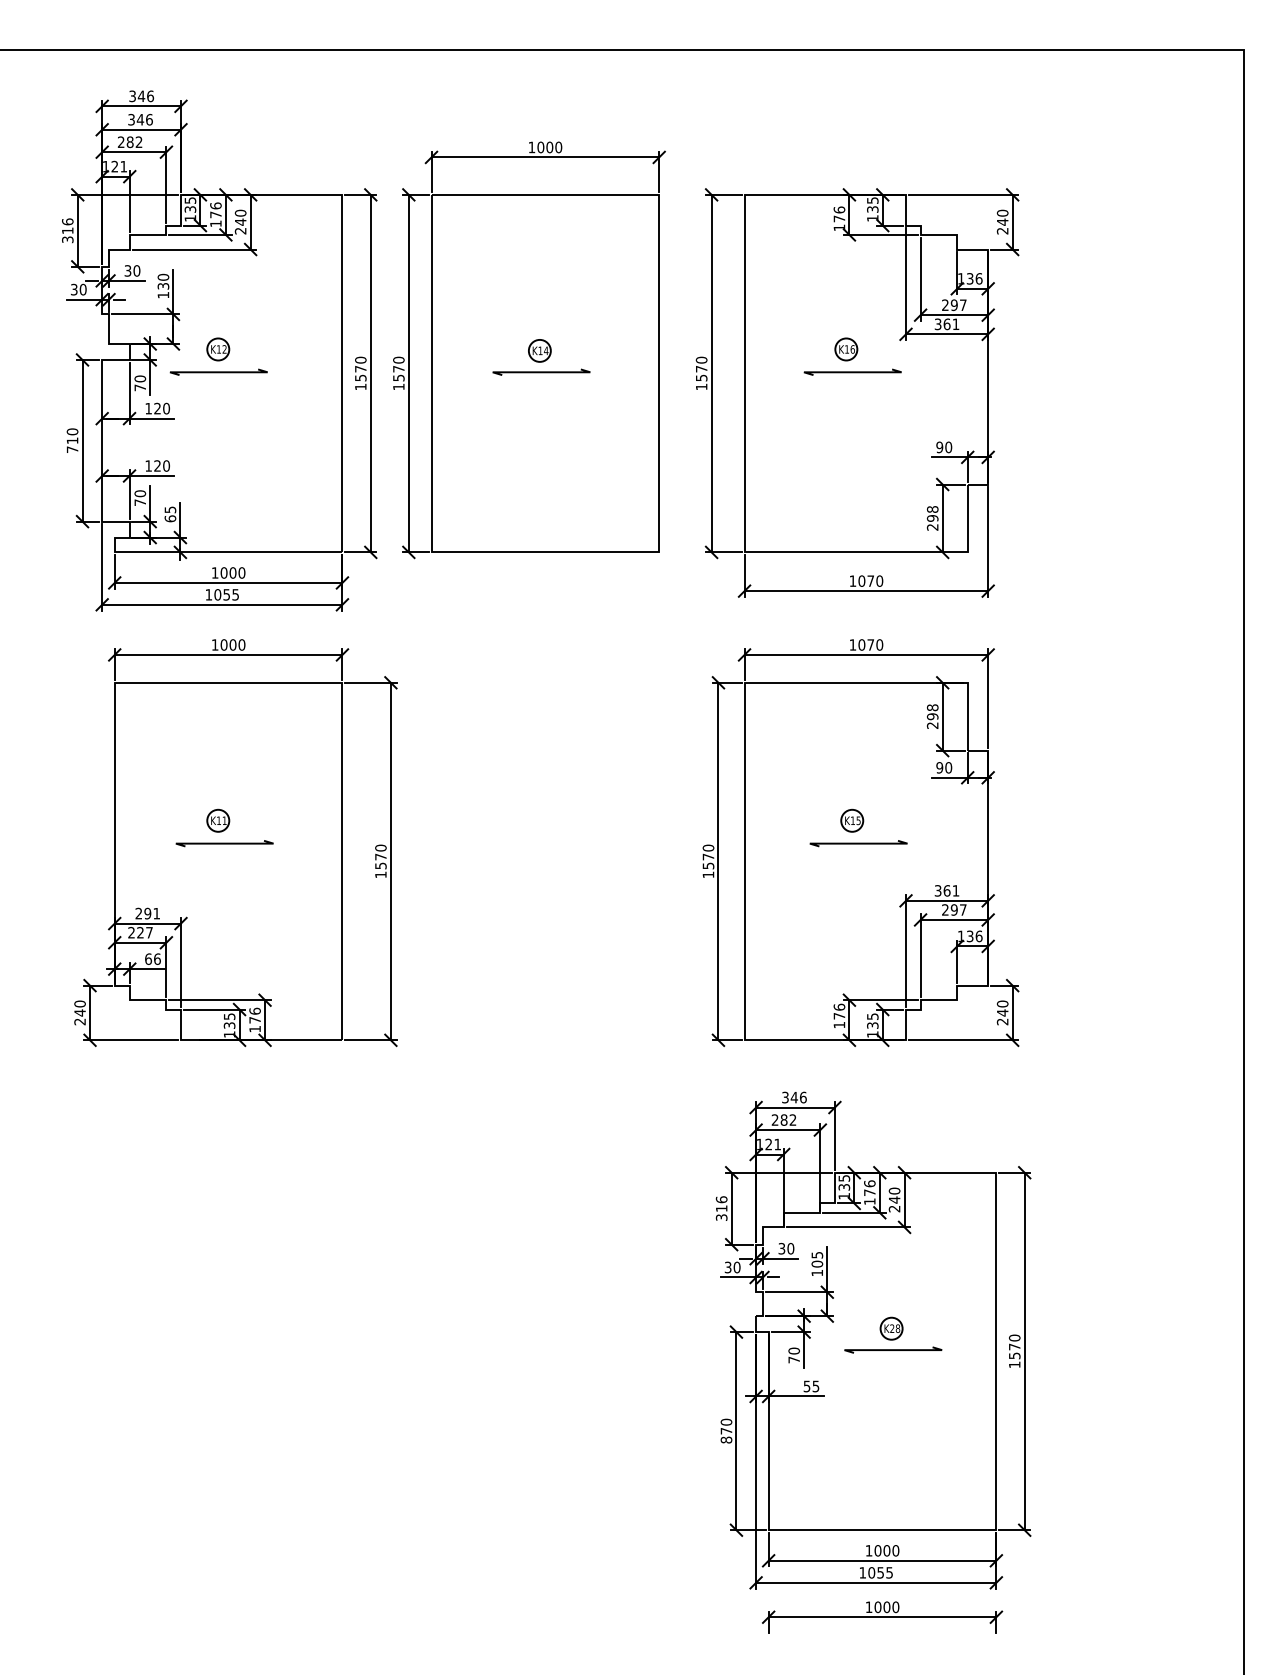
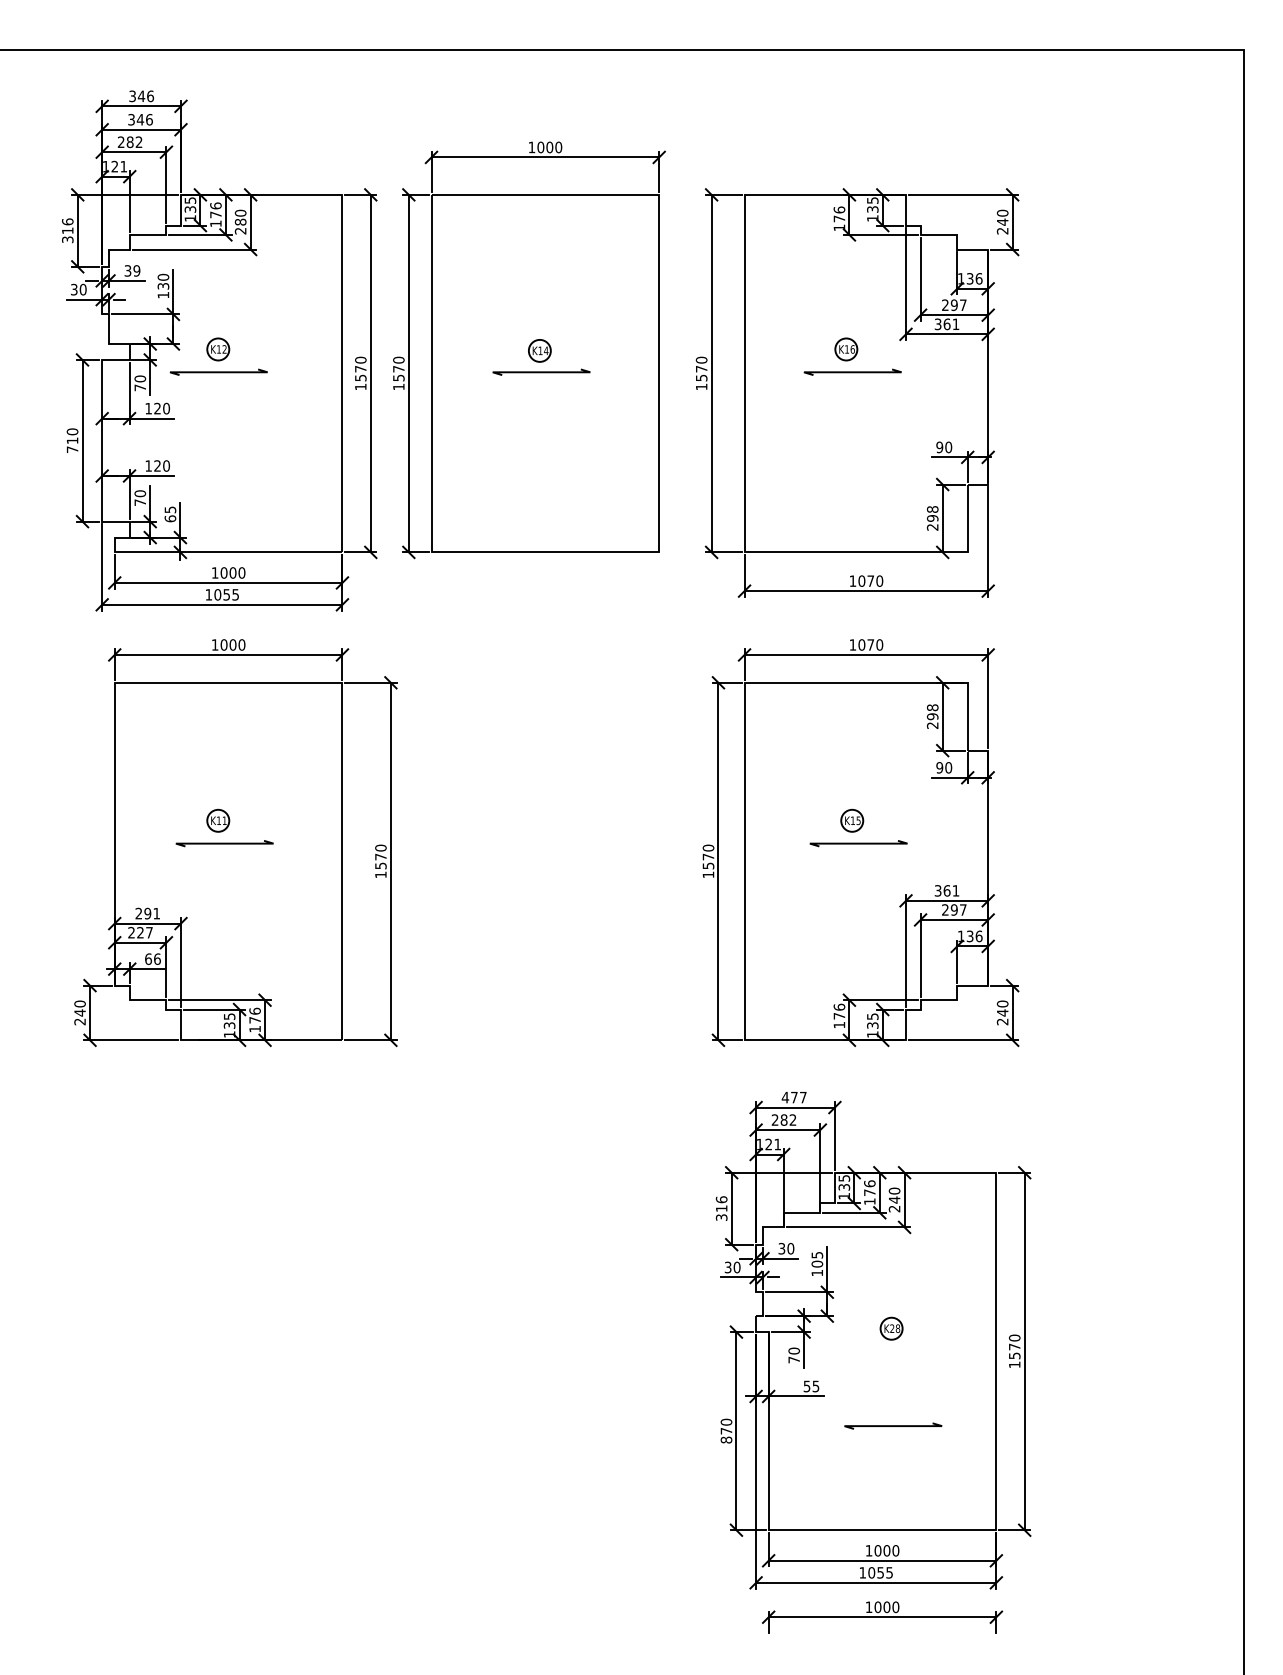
text: 240 -> 280 (240, 222)
text: 30 -> 39 (136, 270)
text: 346 -> 477 (793, 1097)
line position: (893, 1349) -> (893, 1425) (893, 1425)
